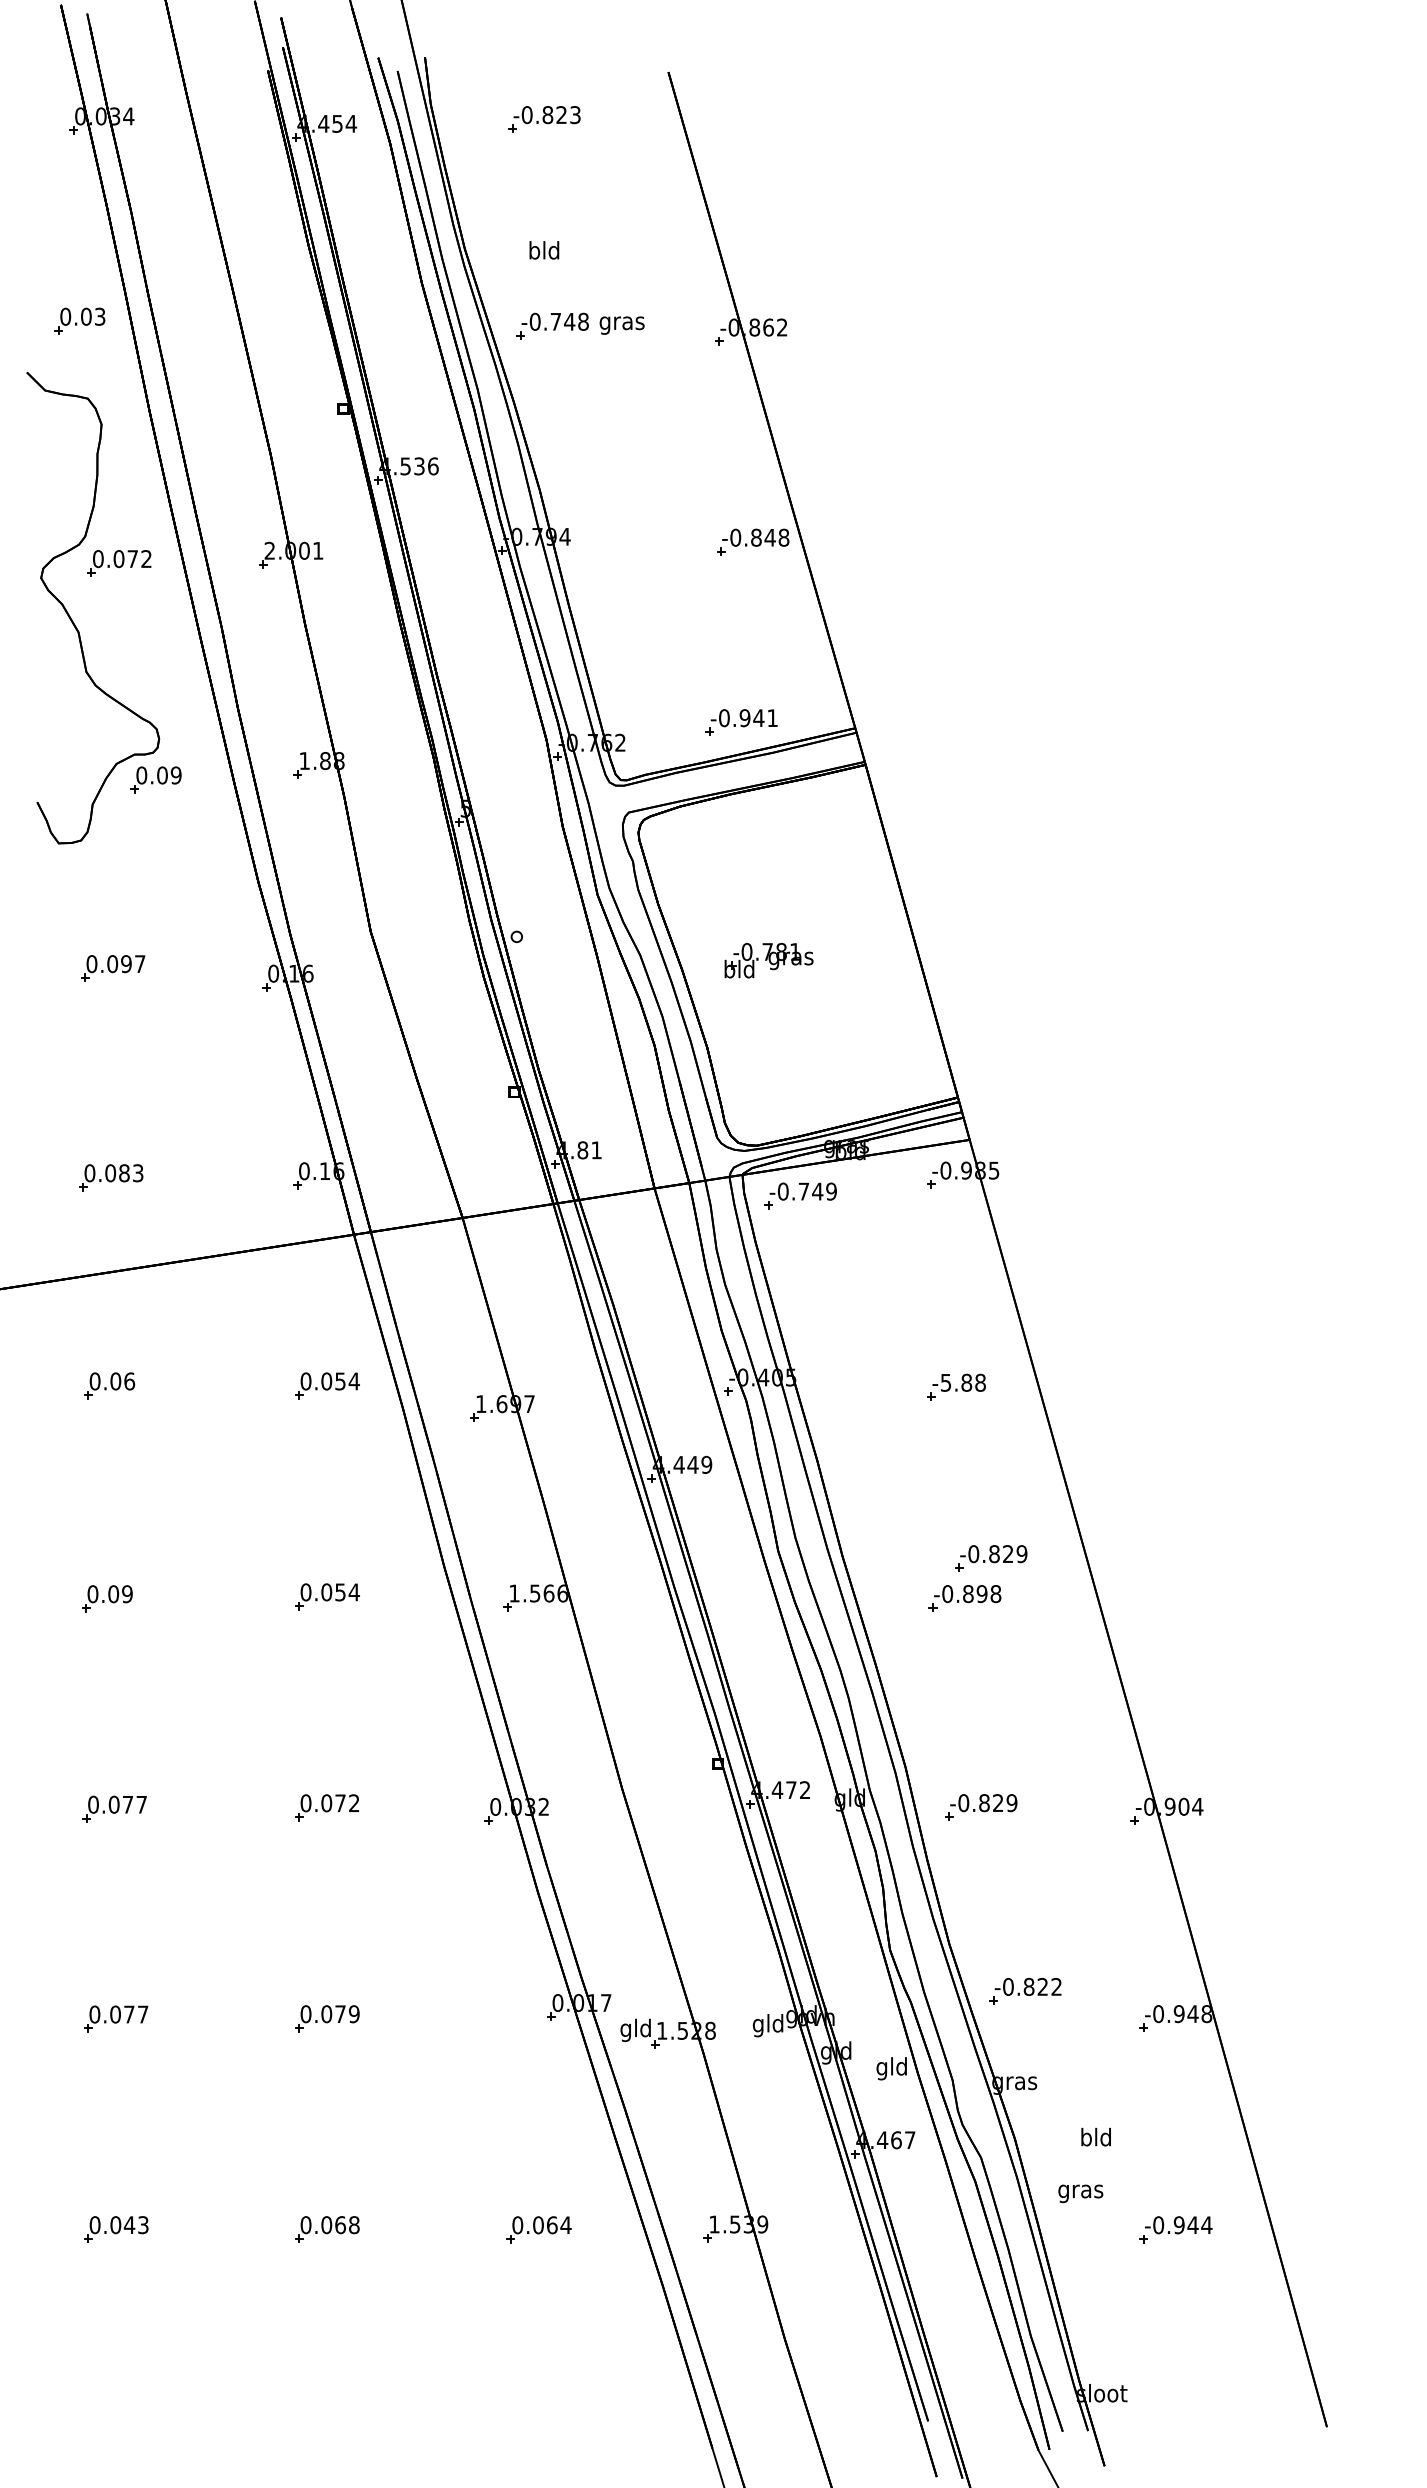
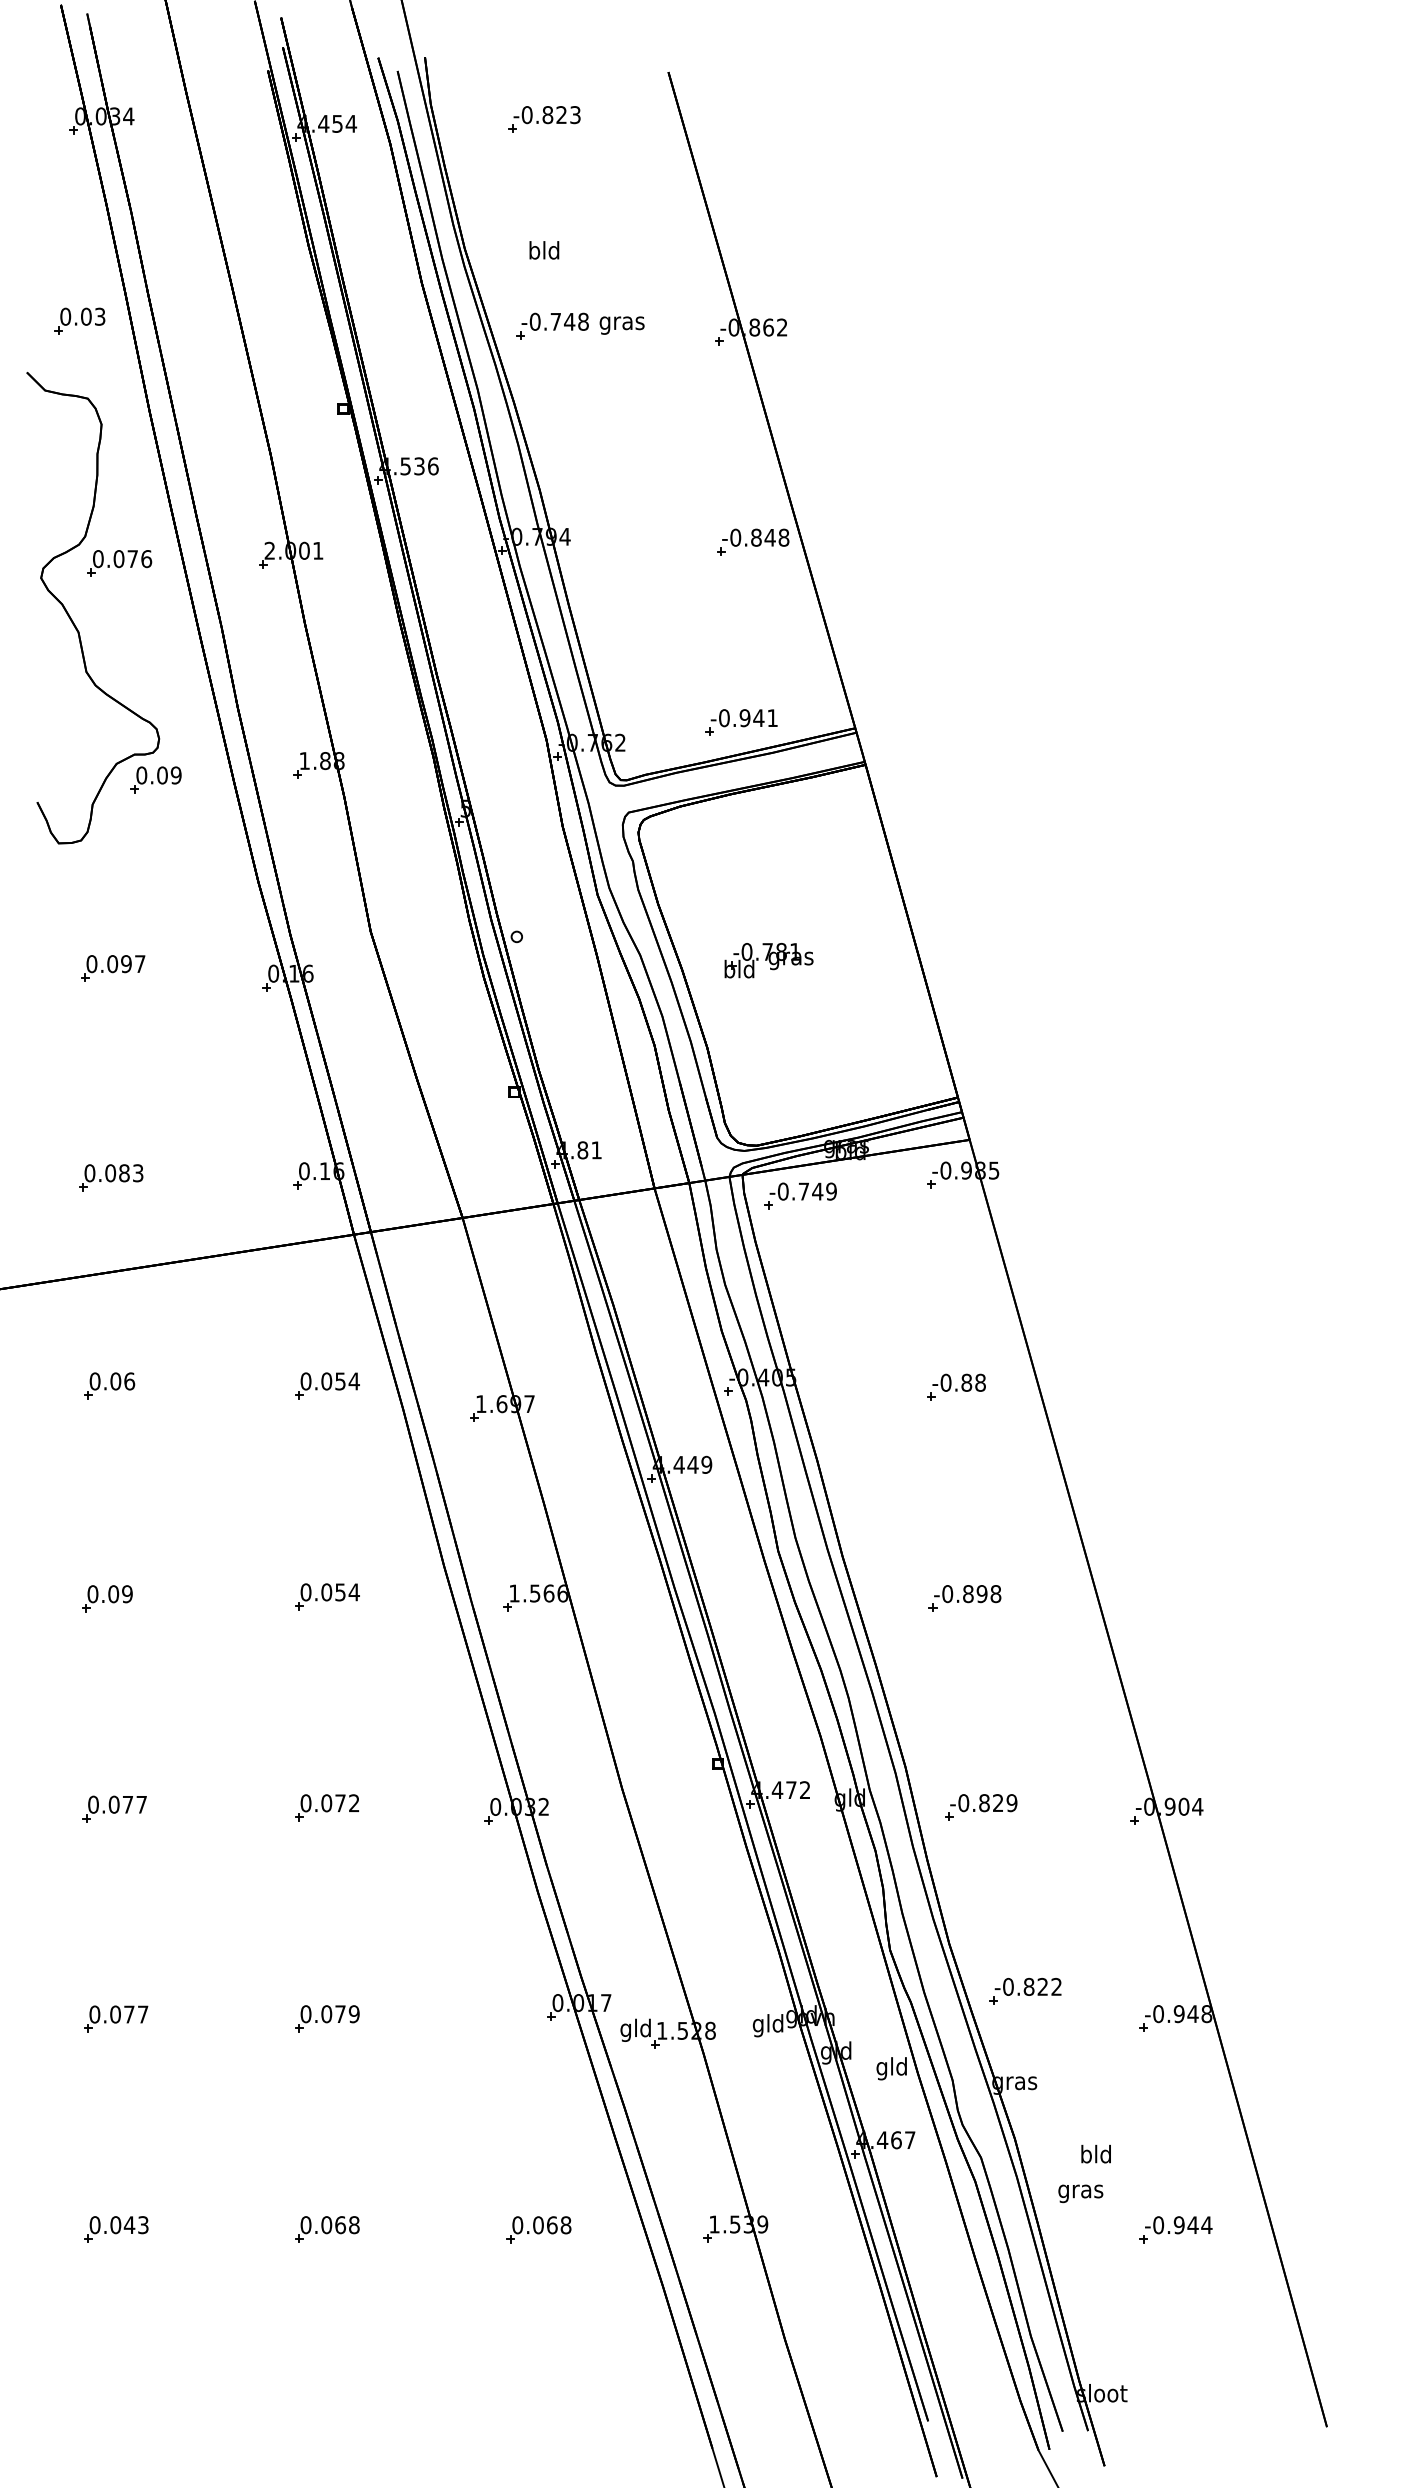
text: 0.072 -> 0.076 (146, 559)
text: -5.88 -> -0.88 (945, 1382)
part: present -> none (991, 1558)
text position: (1095, 2136) -> (1095, 2153) (1095, 2153)
text: 0.064 -> 0.068 (565, 2225)
